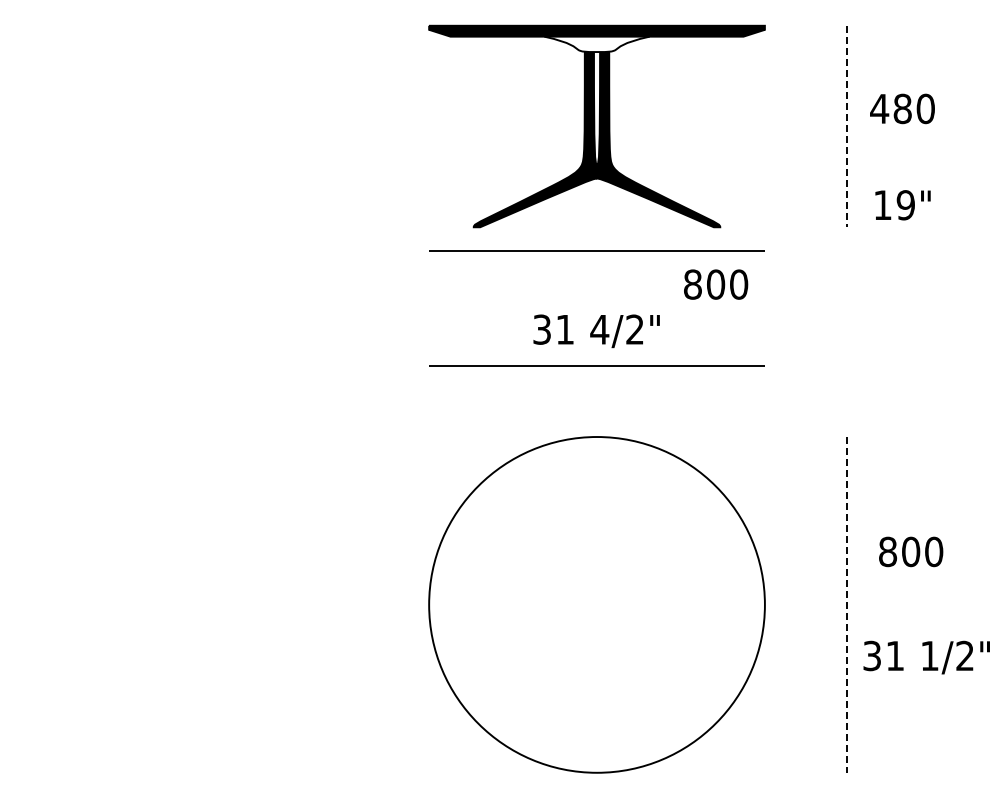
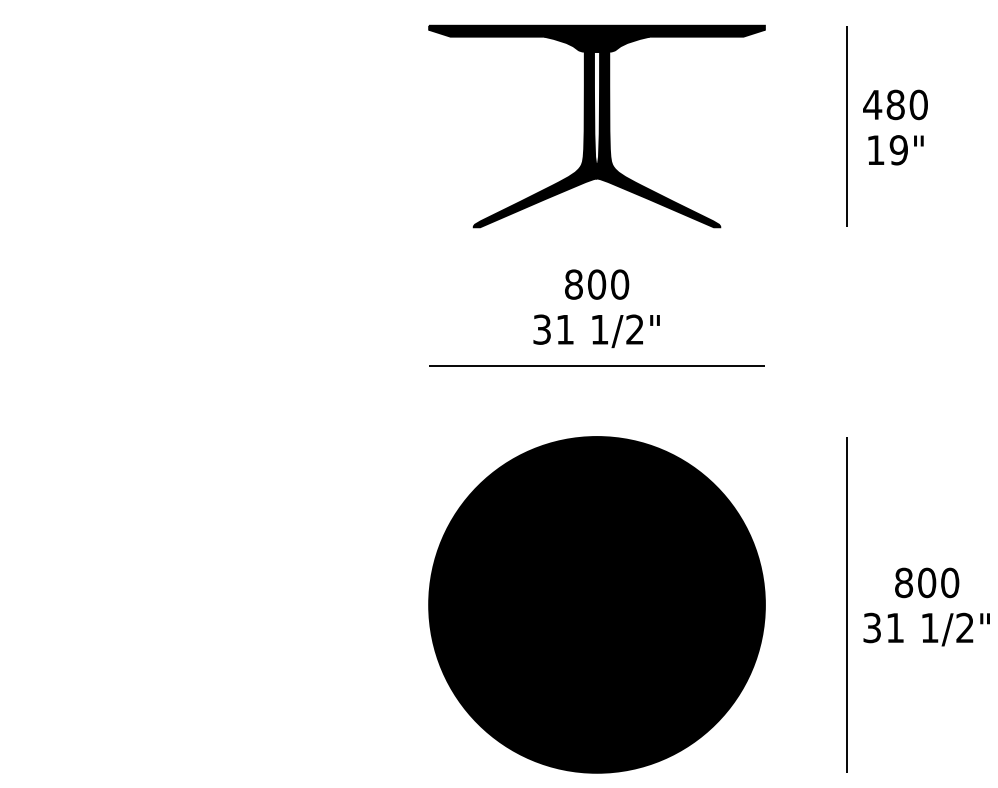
fill: none -> present (596, 44)
text position: (902, 108) -> (895, 104) (895, 104)
line: dashed -> solid (846, 126)
text position: (902, 205) -> (895, 150) (895, 150)
line: present -> none (596, 250)
text position: (716, 284) -> (597, 284) (597, 284)
text: 4/2" -> 1/2" (599, 329)
text position: (911, 551) -> (927, 582) (927, 582)
fill: none -> present (596, 604)
line: dashed -> solid (846, 604)
text position: (926, 657) -> (926, 629) (926, 629)
